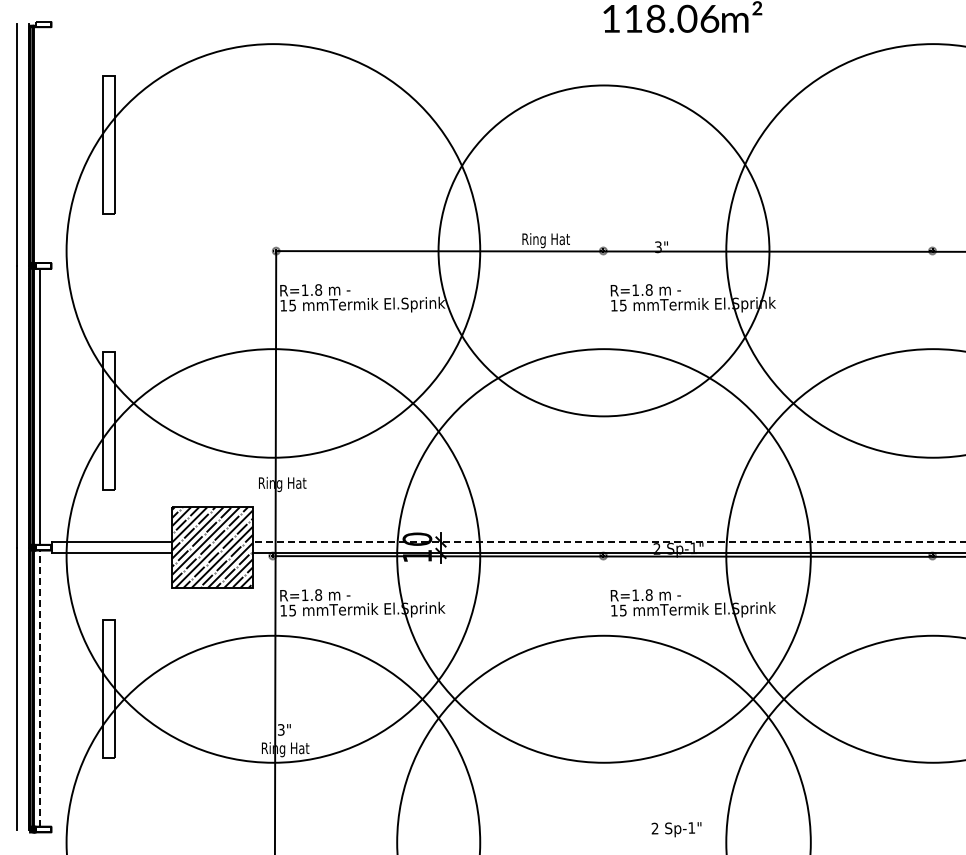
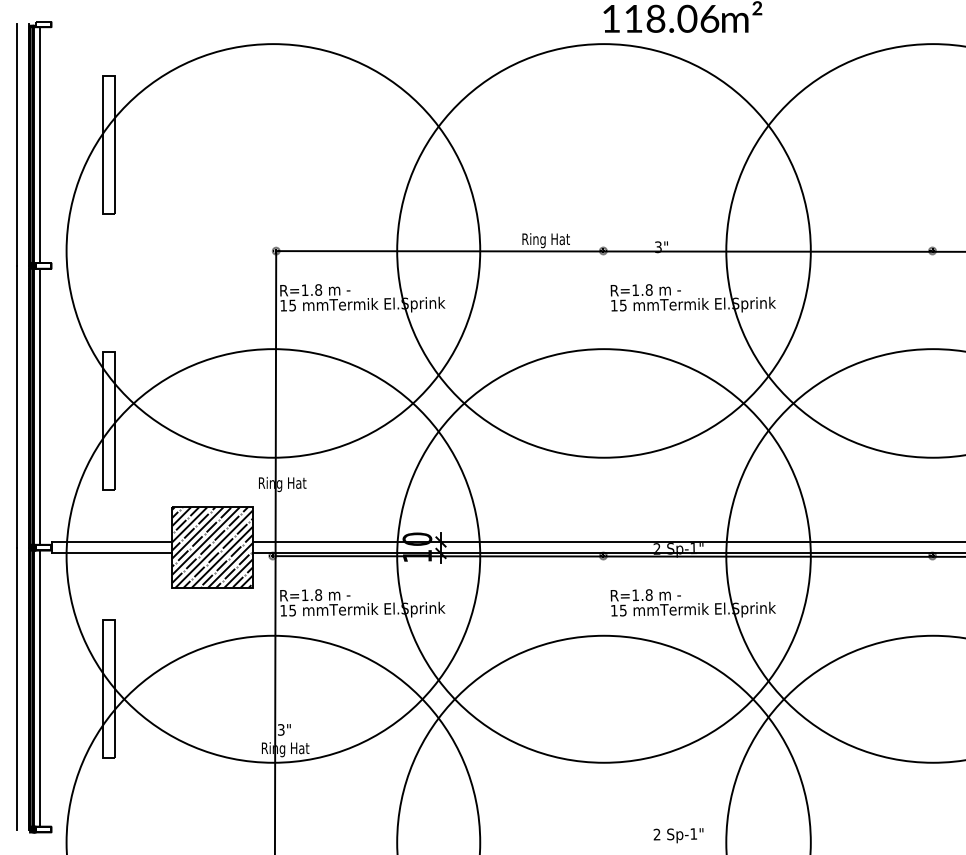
line: none -> present (39, 145)
circle diameter: 331 px -> 414 px (603, 250)
line: dashed -> solid (608, 541)
line: dashed -> solid (39, 688)
text position: (676, 829) -> (678, 835) (678, 835)
